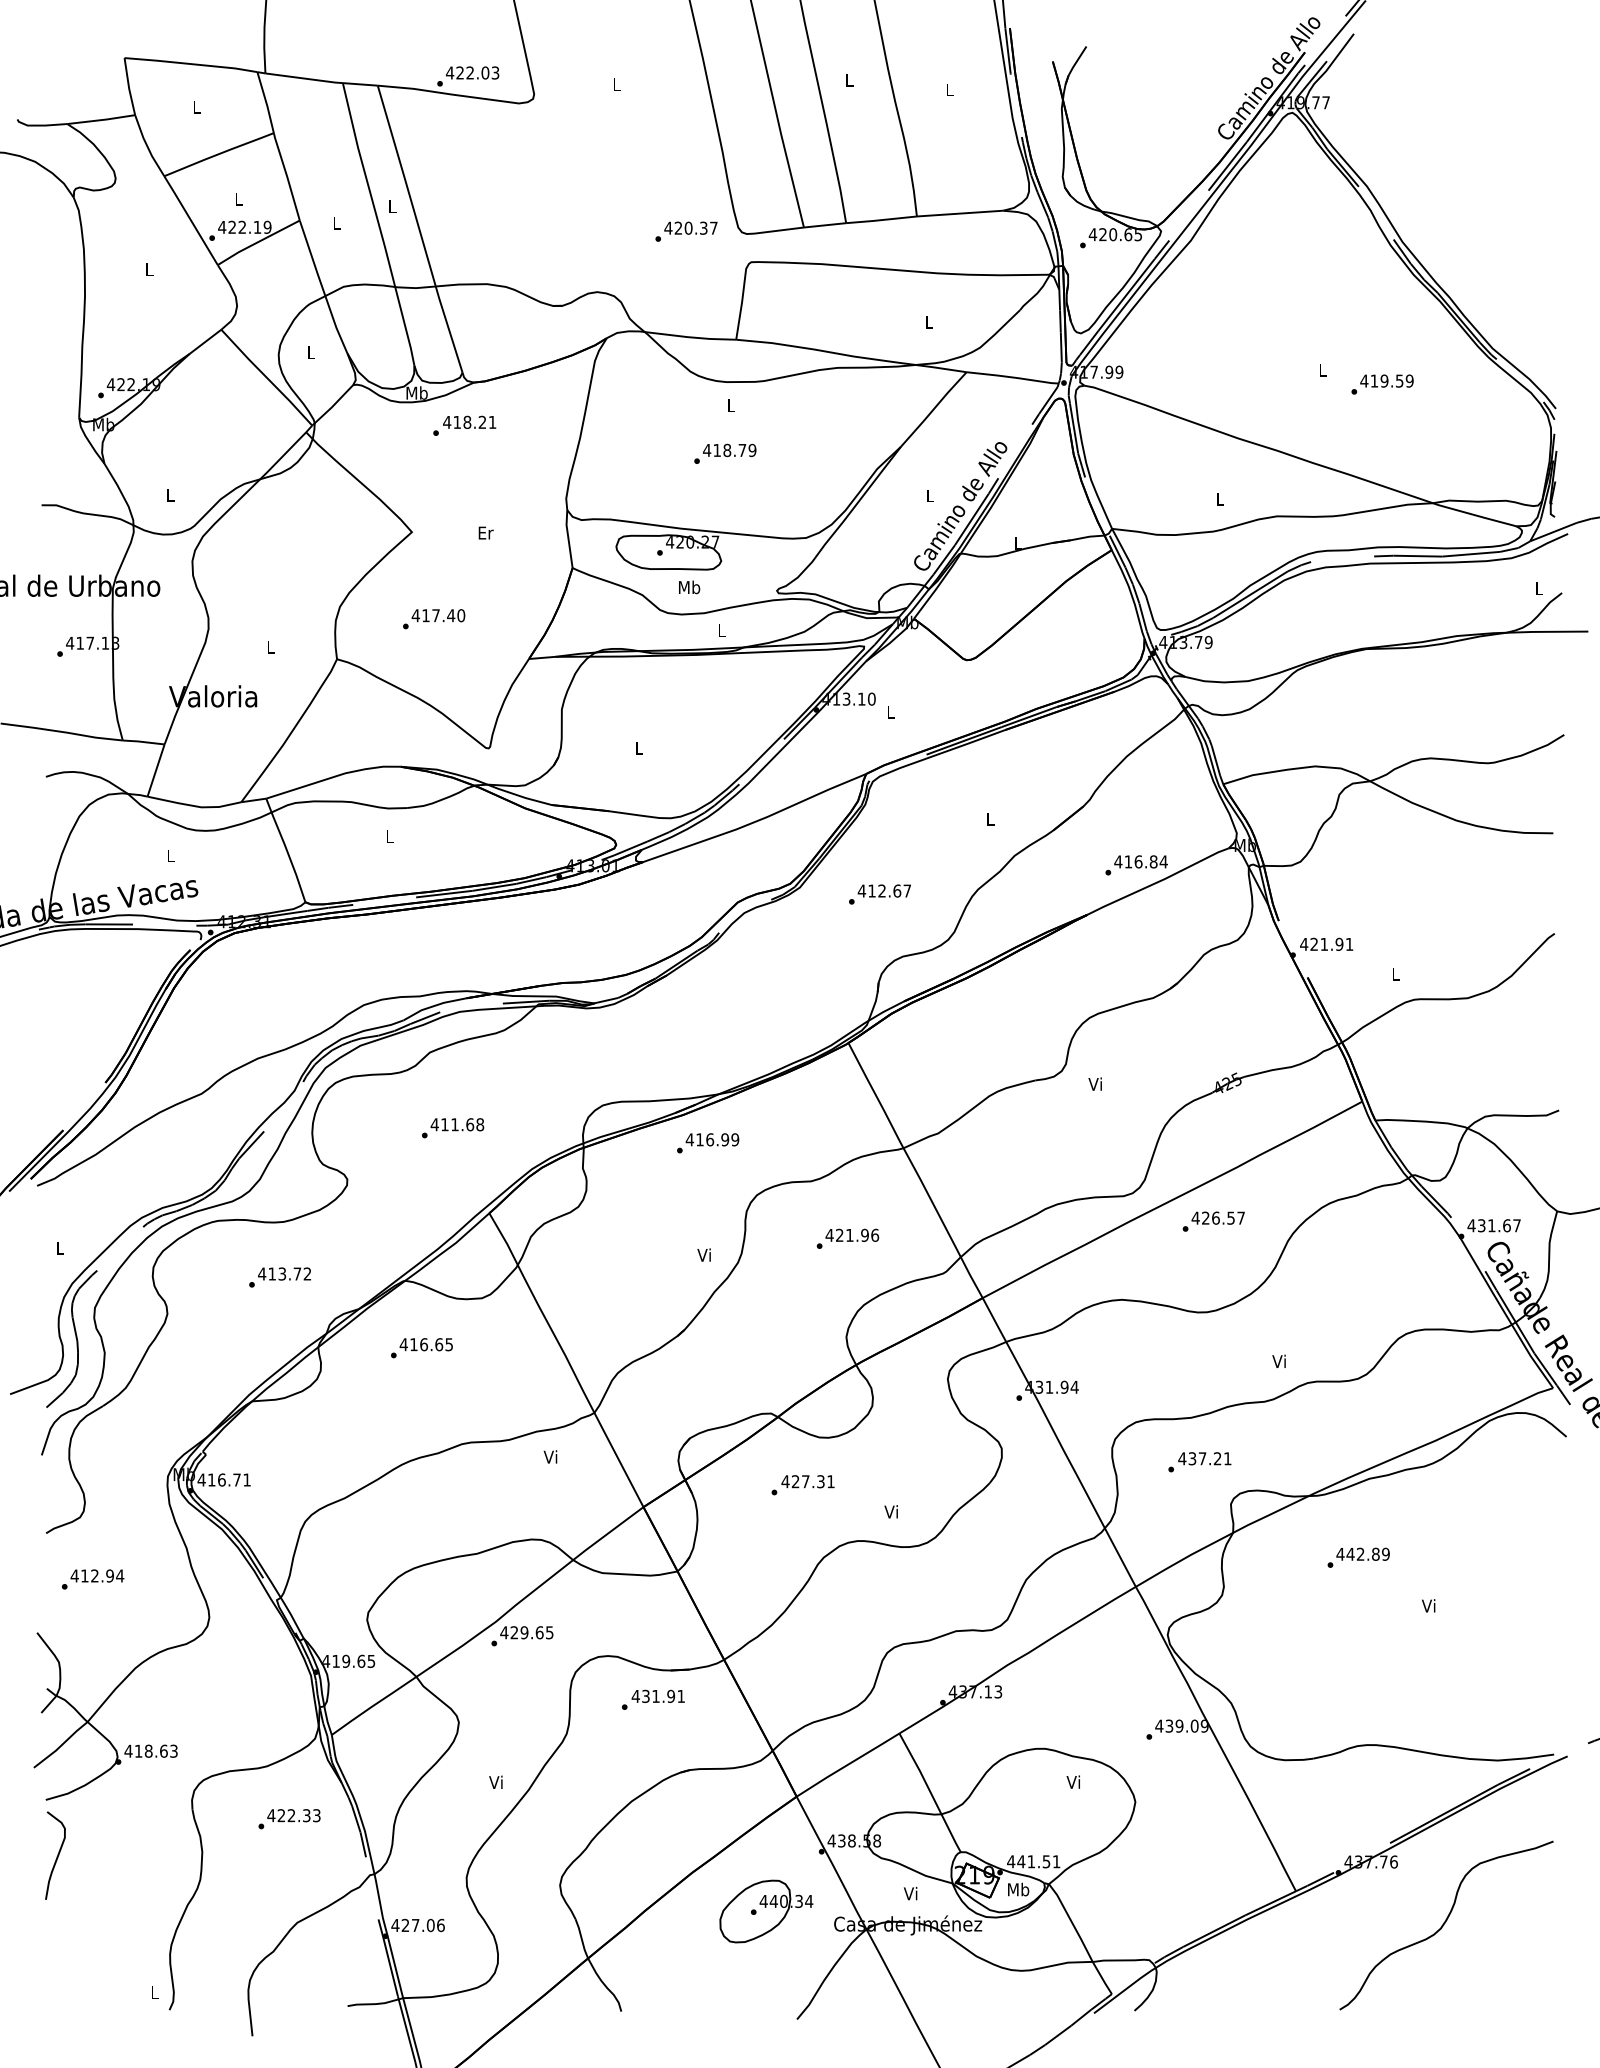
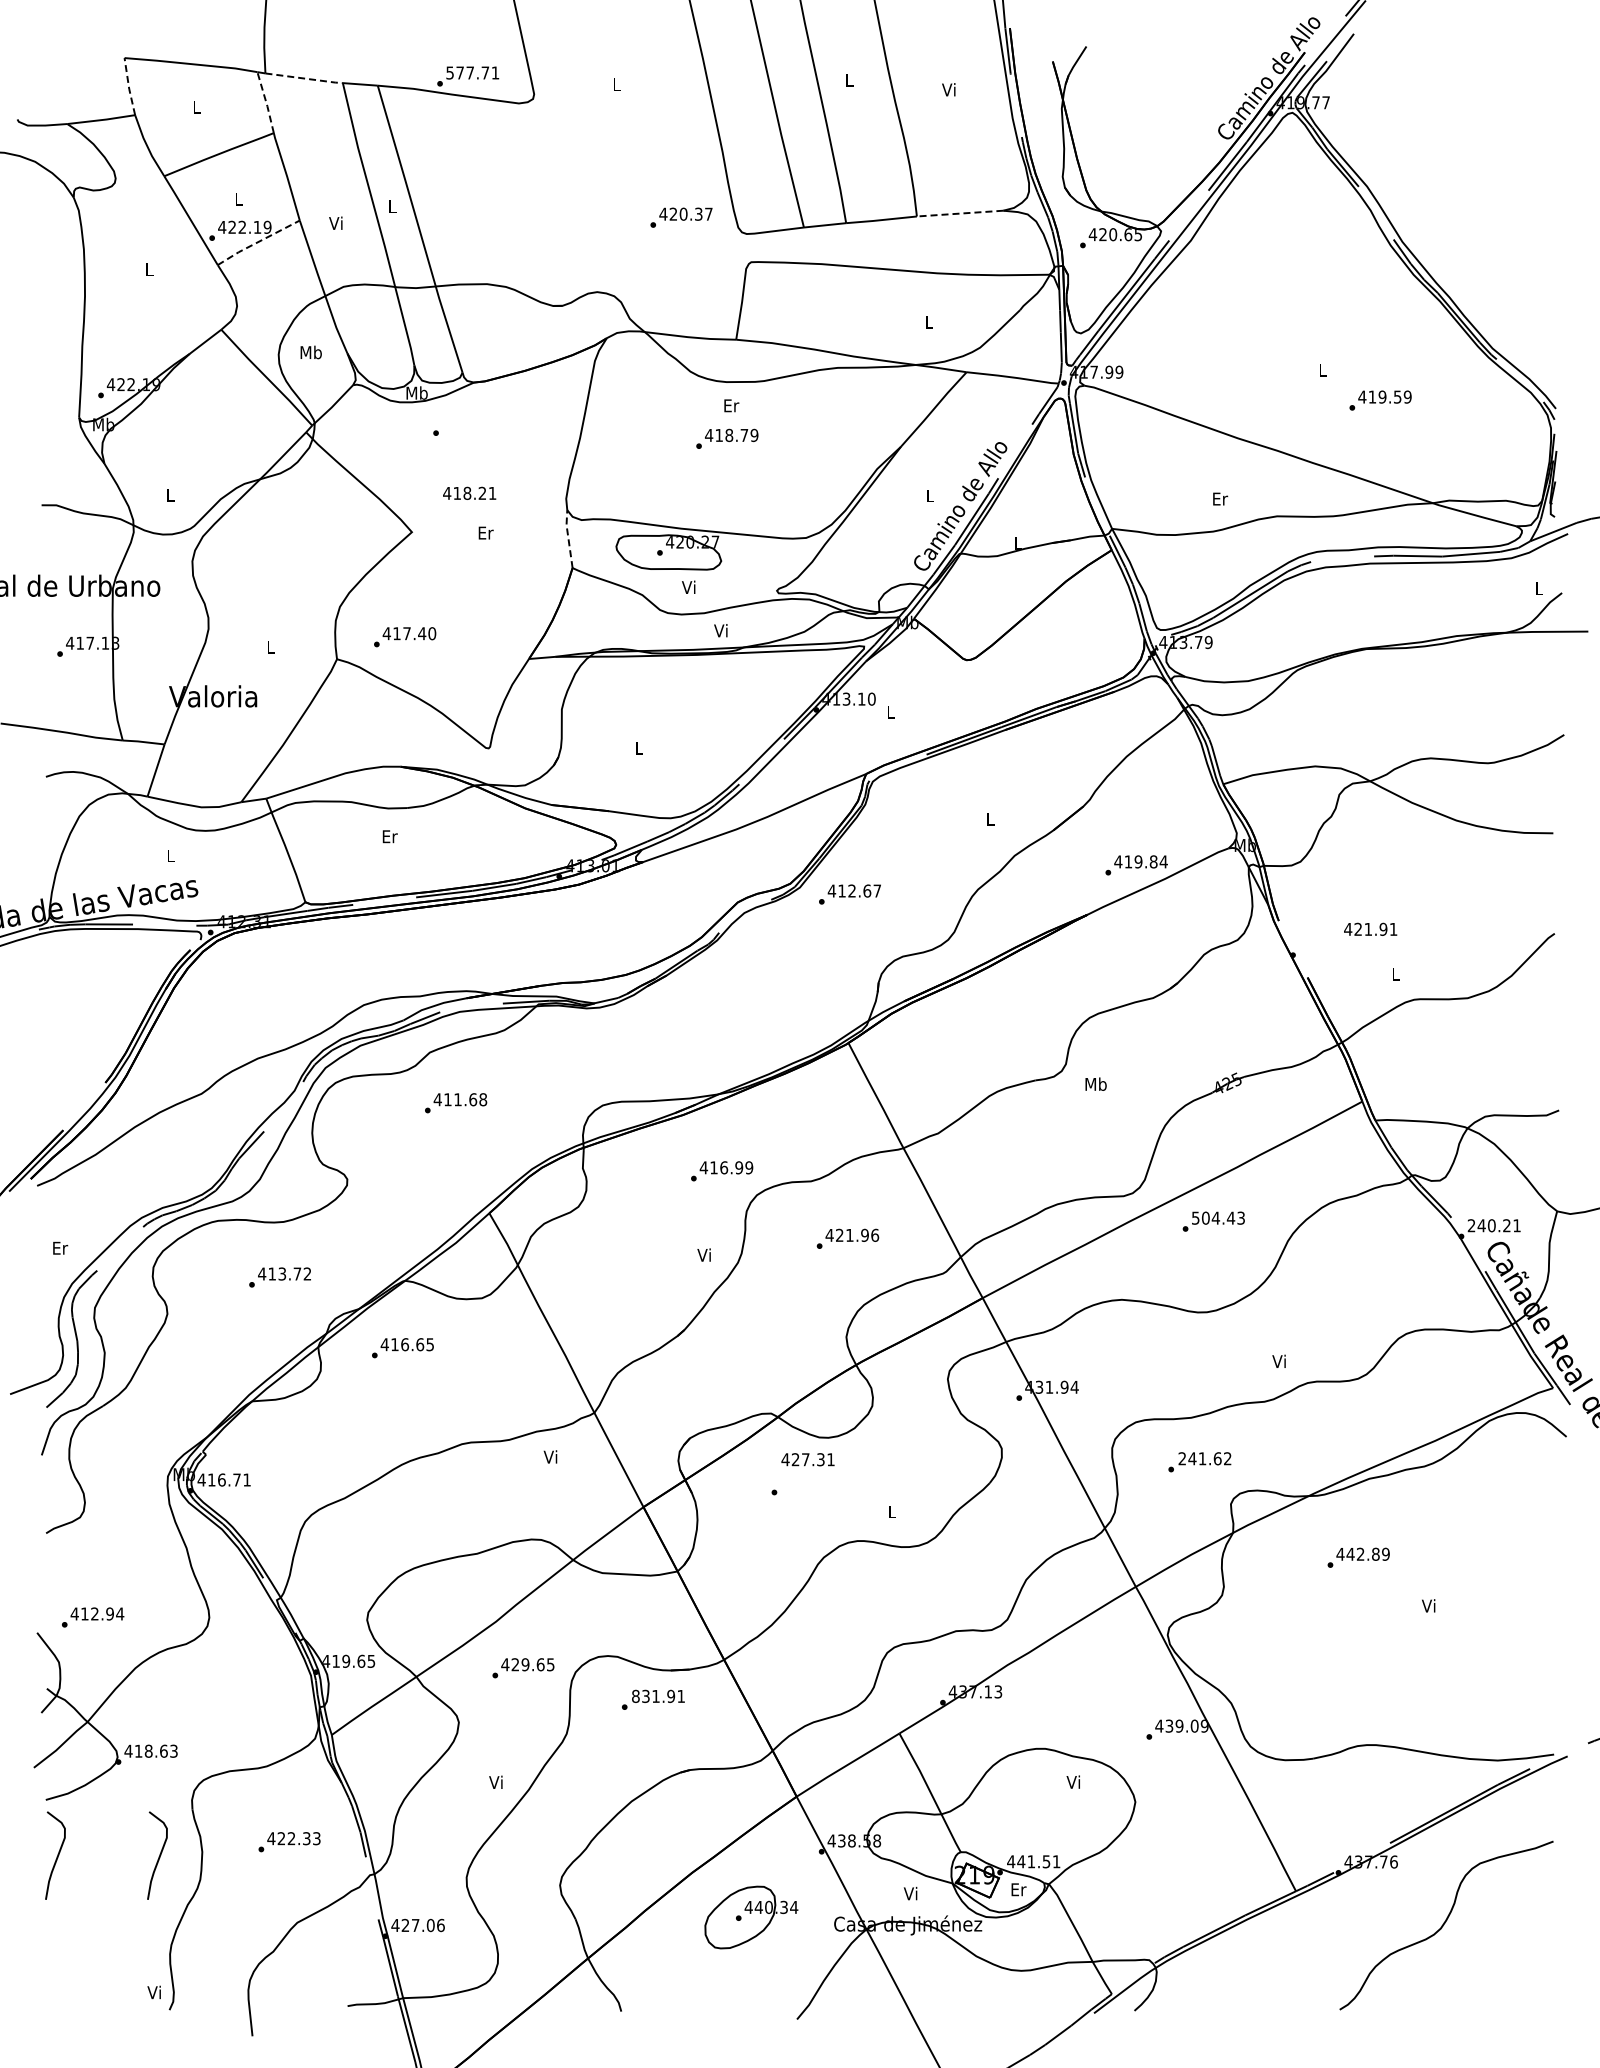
text: 422.03 -> 577.71 (472, 72)
line: solid -> dashed (304, 78)
line: solid -> dashed (128, 87)
text: L -> Vi (948, 89)
line: solid -> dashed (266, 102)
line: solid -> dashed (959, 213)
text: L -> Vi (335, 222)
text position: (686, 231) -> (681, 217) (681, 217)
line: solid -> dashed (258, 242)
text: L -> Mb (310, 352)
text position: (1382, 384) -> (1380, 400) (1380, 400)
text: L -> Er (731, 405)
text position: (469, 421) -> (469, 492) (469, 492)
text position: (725, 453) -> (727, 438) (727, 438)
text: L -> Er (1220, 498)
line: solid -> dashed (568, 538)
text: Mb -> Vi (689, 587)
text position: (434, 619) -> (405, 637) (405, 637)
text: L -> Vi (720, 630)
text: L -> Er (389, 836)
text: 416.84 -> 419.84 (1138, 861)
text position: (879, 894) -> (849, 894) (849, 894)
text position: (1326, 943) -> (1370, 928) (1370, 928)
text: Vi -> Mb (1095, 1083)
text position: (453, 1128) -> (456, 1103) (456, 1103)
text position: (708, 1143) -> (722, 1171) (722, 1171)
text: 426.57 -> 504.43 (1217, 1217)
text: 431.67 -> 240.21 (1493, 1225)
text: L -> Er (60, 1247)
text position: (421, 1348) -> (402, 1348) (402, 1348)
text: 437.21 -> 241.62 (1204, 1458)
text position: (807, 1481) -> (807, 1459) (807, 1459)
text: Vi -> L (890, 1511)
text position: (93, 1579) -> (93, 1617) (93, 1617)
text position: (522, 1636) -> (523, 1668) (523, 1668)
text: 431.91 -> 831.91 (635, 1695)
text position: (289, 1819) -> (289, 1842) (289, 1842)
curve: none -> present (158, 1856)
text: Mb -> Er (1018, 1889)
part position: (766, 1911) -> (751, 1917) (751, 1917)
text: L -> Vi (153, 1992)
